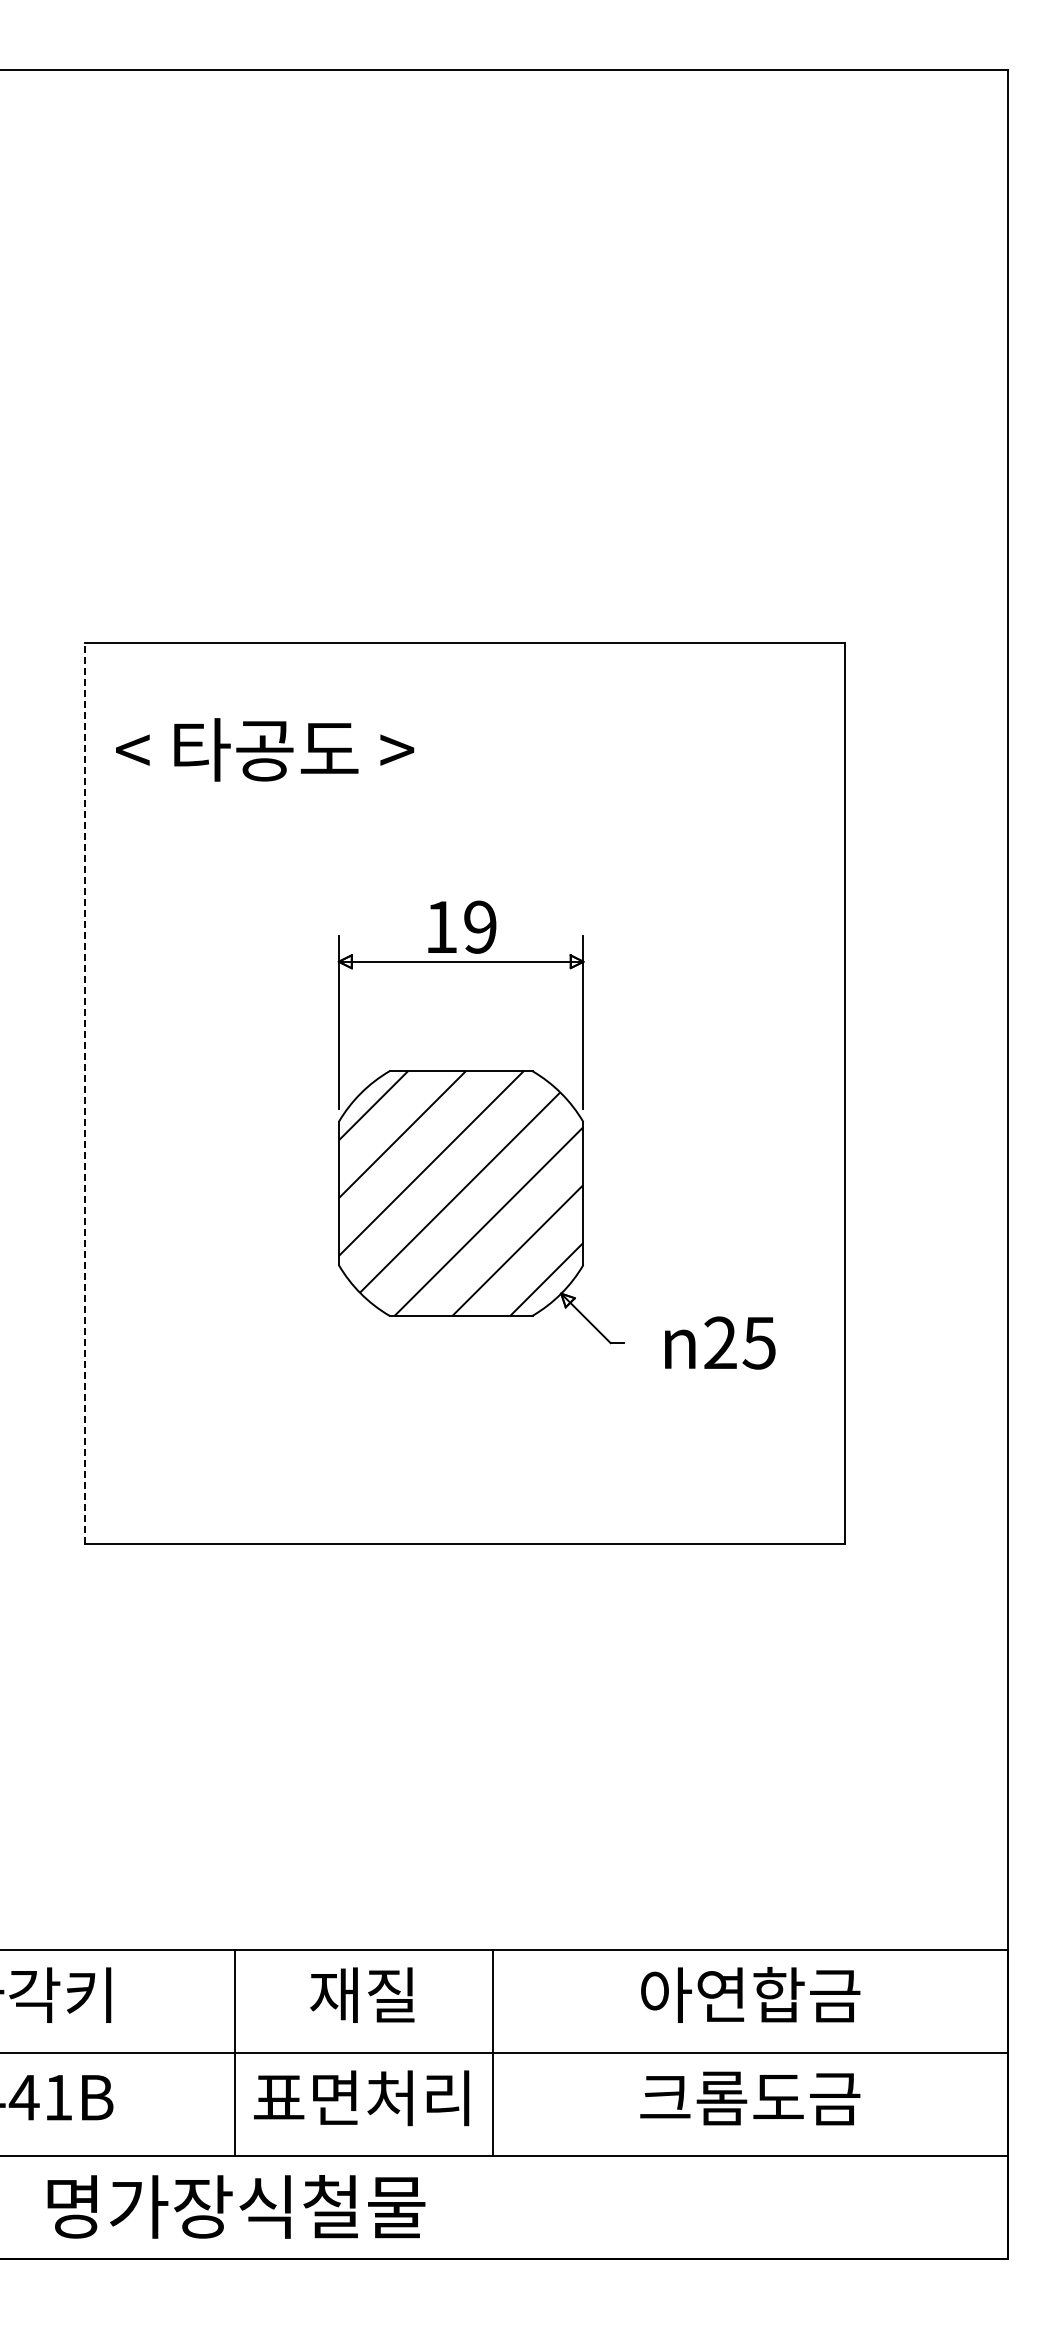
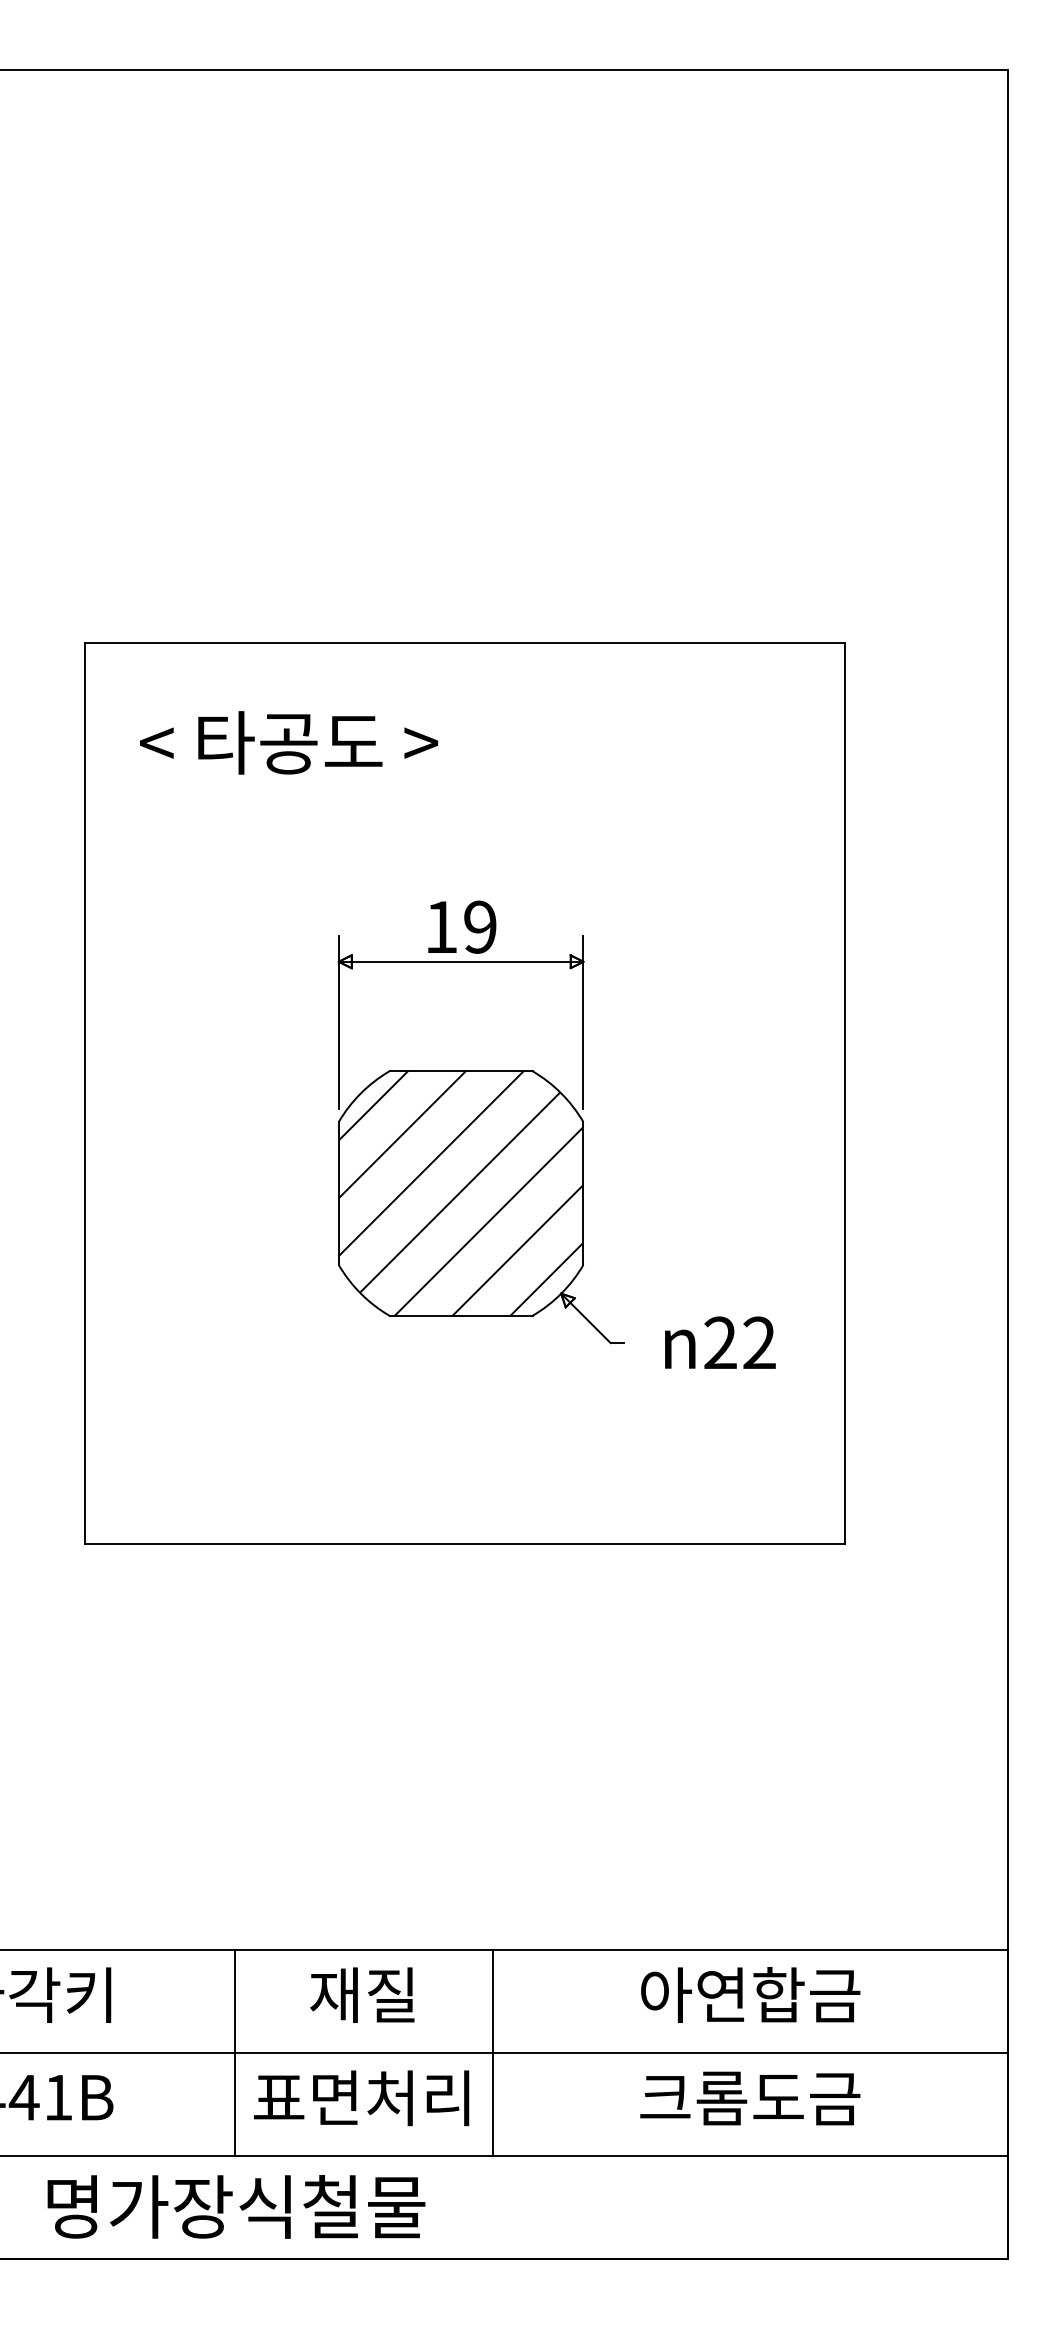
text position: (265, 749) -> (289, 742) (289, 742)
line: dashed -> solid (85, 1093)
text: 25 -> 22 (758, 1342)
